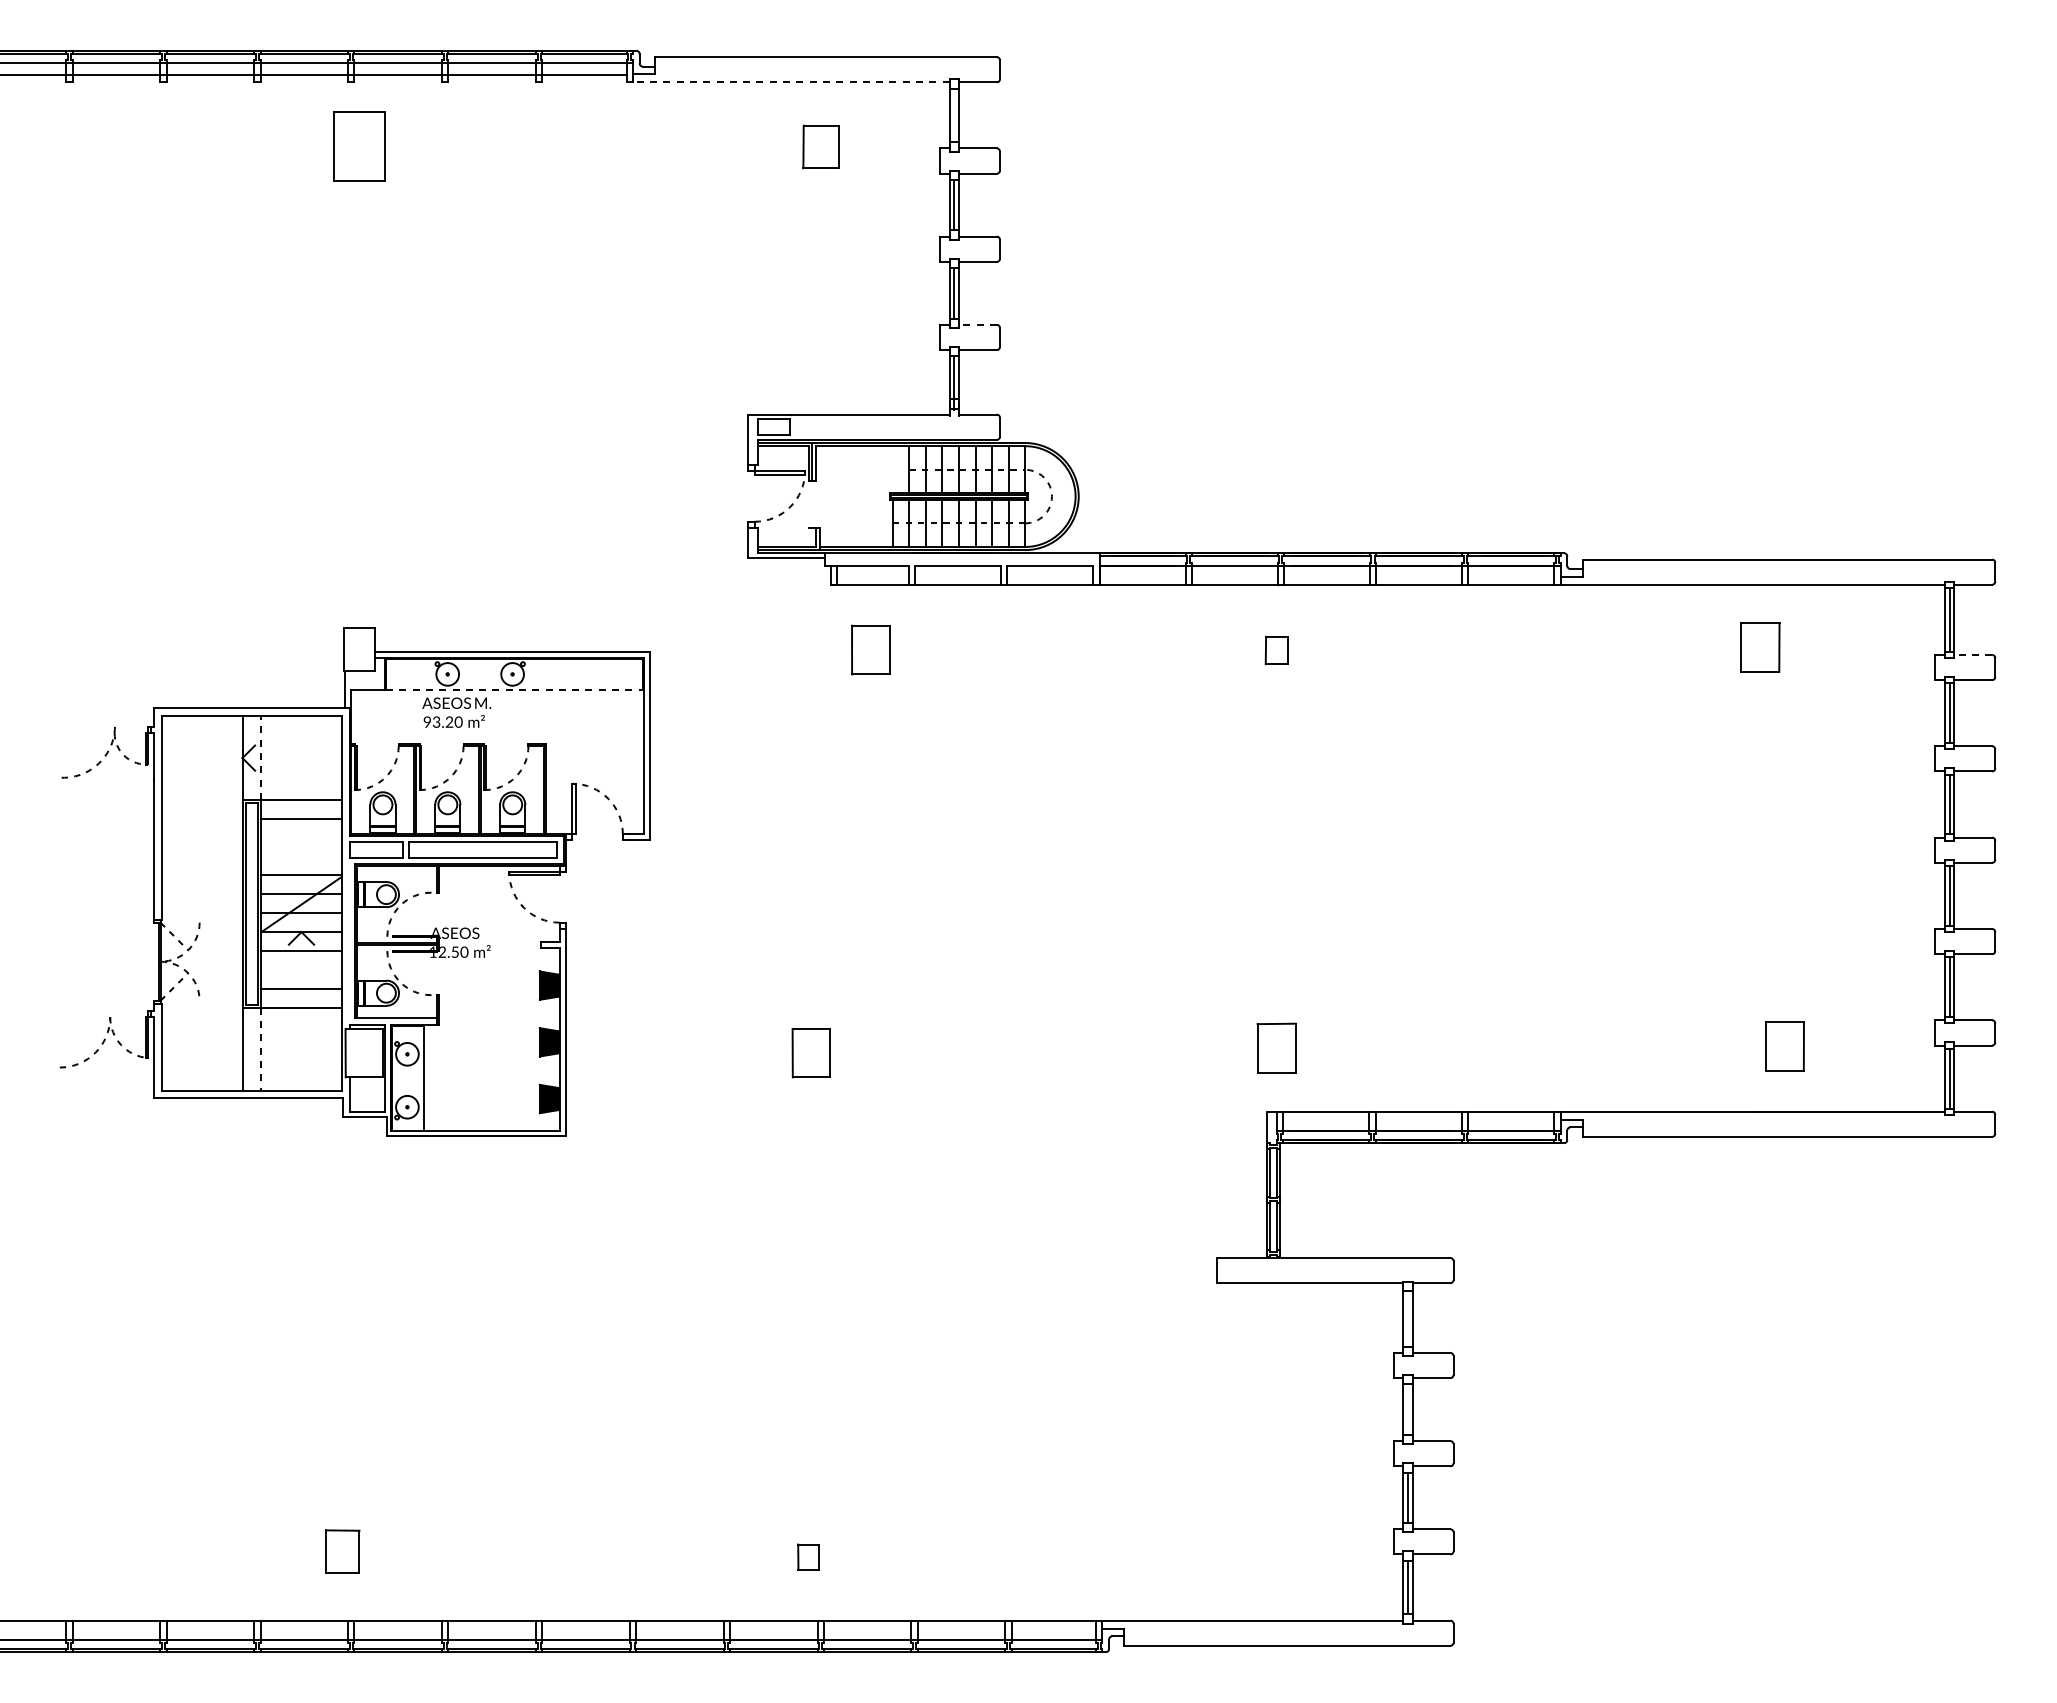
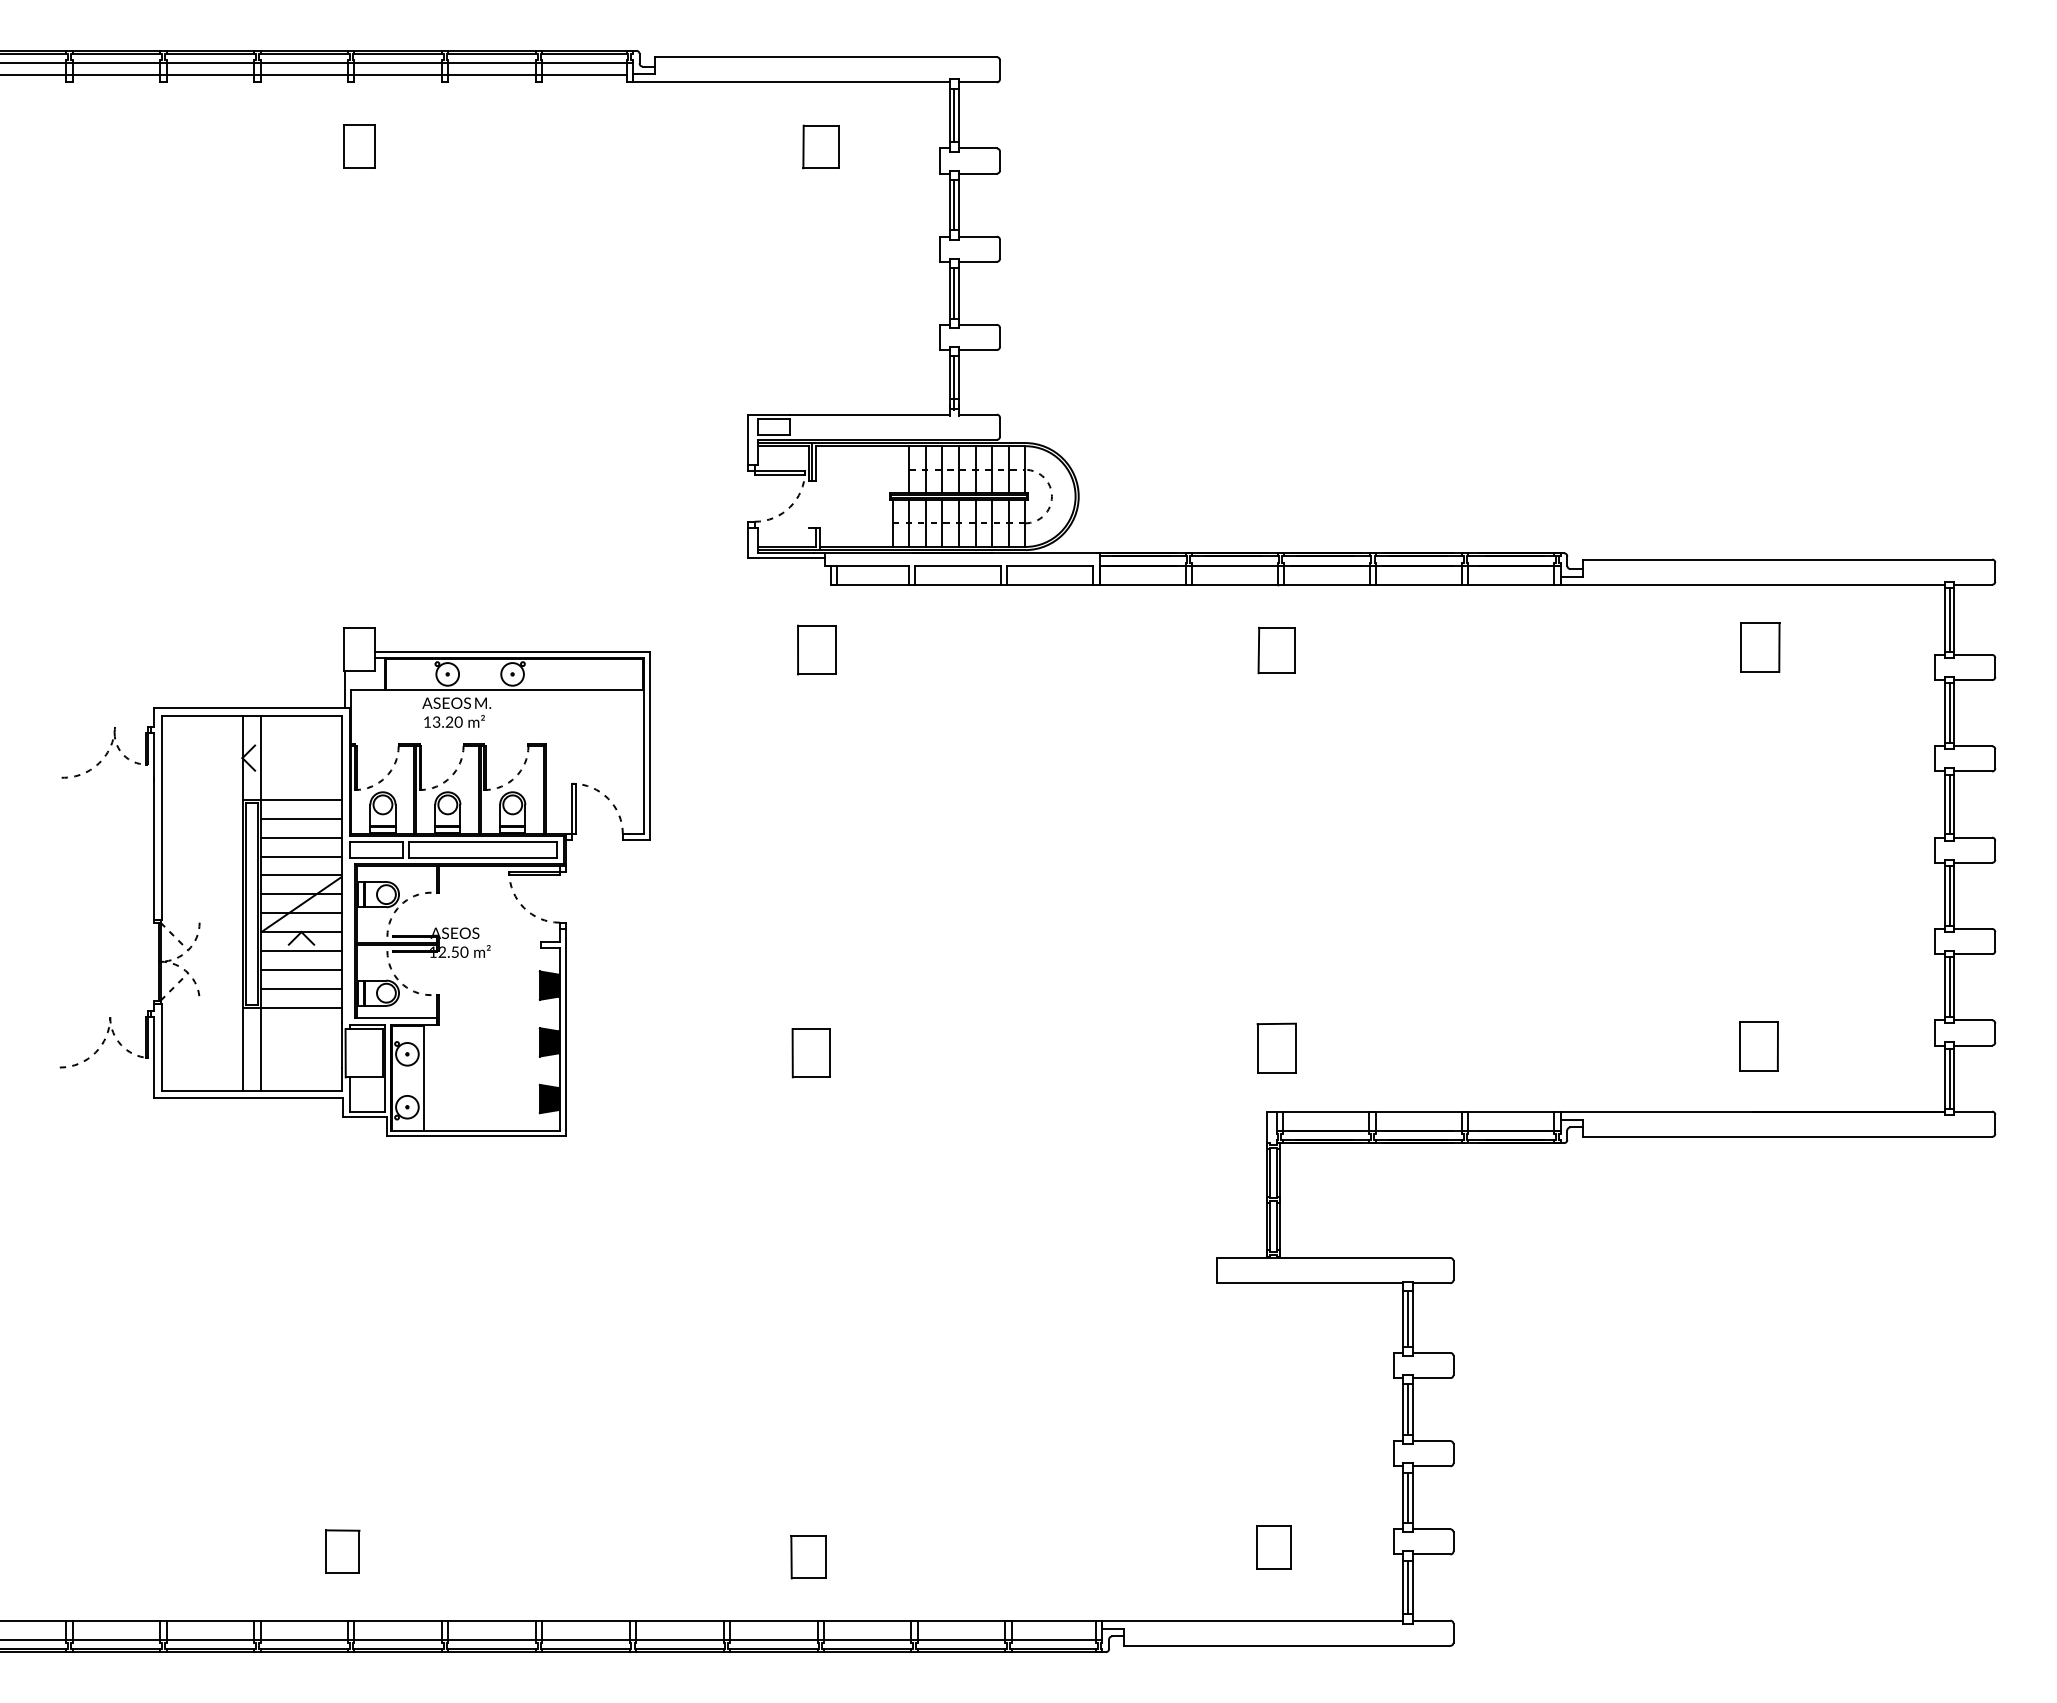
line: dashed -> solid (790, 82)
line: none -> present (954, 115)
part size: 53x71 px -> 33x45 px (359, 146)
line: dashed -> solid (977, 324)
part position: (870, 649) -> (816, 649) (816, 649)
part size: 25x29 px -> 39x49 px (1276, 650)
line: dashed -> solid (1973, 654)
line: dashed -> solid (514, 689)
text: 93.20 -> 13.20 (426, 721)
line: dashed -> solid (261, 758)
line: none -> present (301, 837)
line: none -> present (301, 856)
line: none -> present (301, 969)
part position: (1784, 1046) -> (1758, 1046) (1758, 1046)
line: dashed -> solid (261, 1049)
line: none -> present (1407, 1319)
line: none -> present (1407, 1409)
part: none -> present (1273, 1547)
part size: 23x28 px -> 37x45 px (808, 1557)
